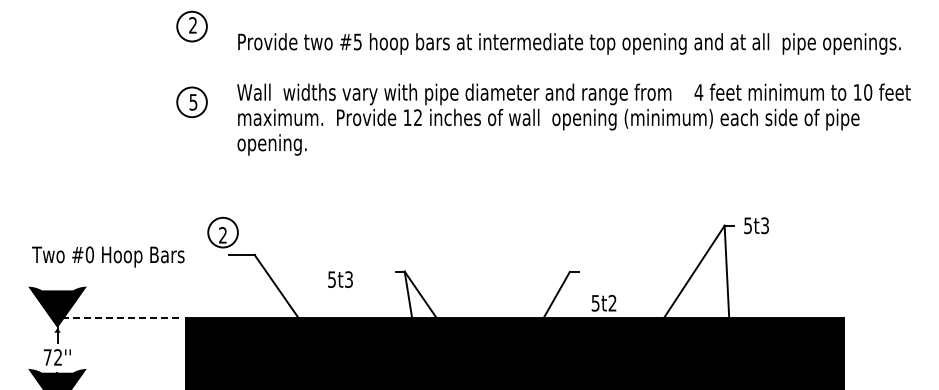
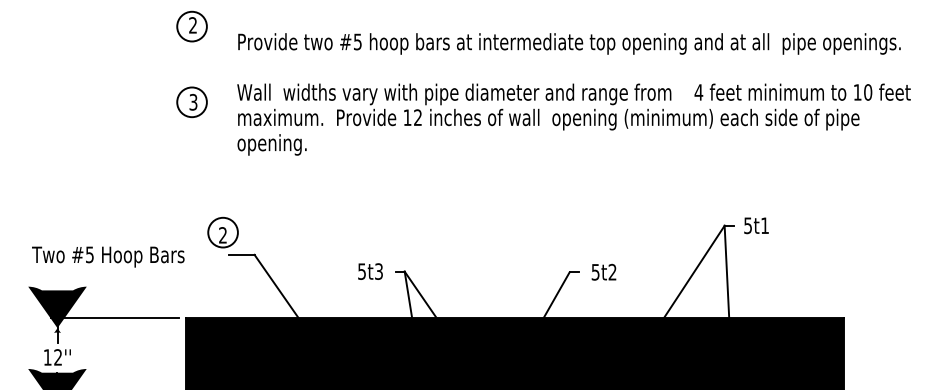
text: 5 -> 3 (193, 101)
text: 5t3 -> 5t1 (764, 225)
text: #0 -> #5 (89, 254)
text position: (340, 279) -> (370, 271) (370, 271)
text position: (603, 302) -> (603, 271) (603, 271)
line: dashed -> solid (114, 318)
text: 72'' -> 12'' (47, 357)
